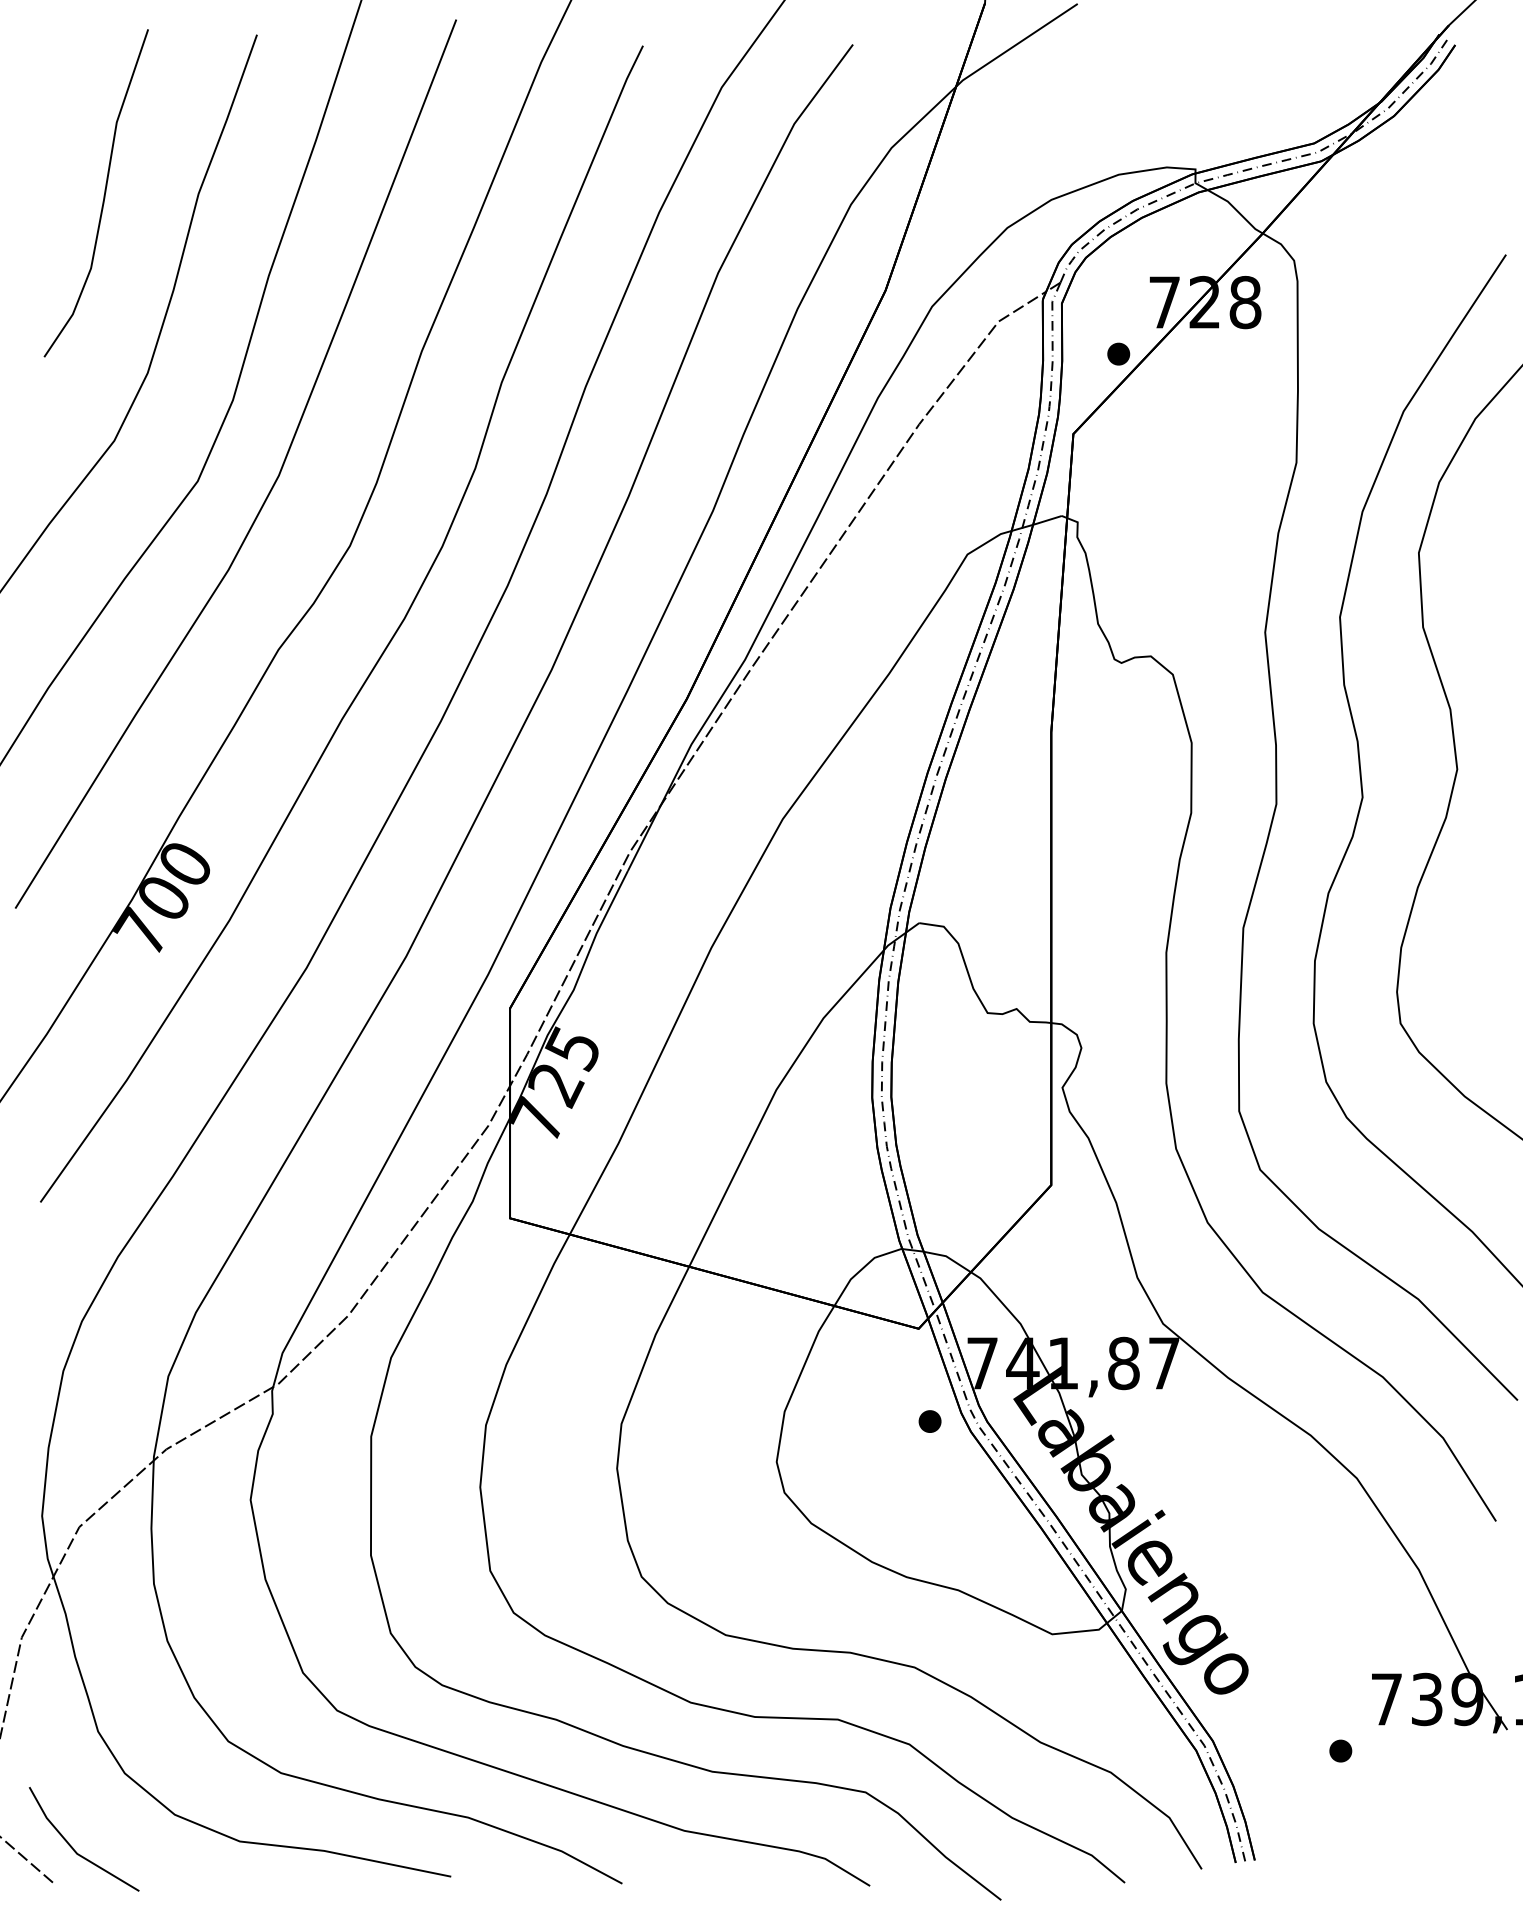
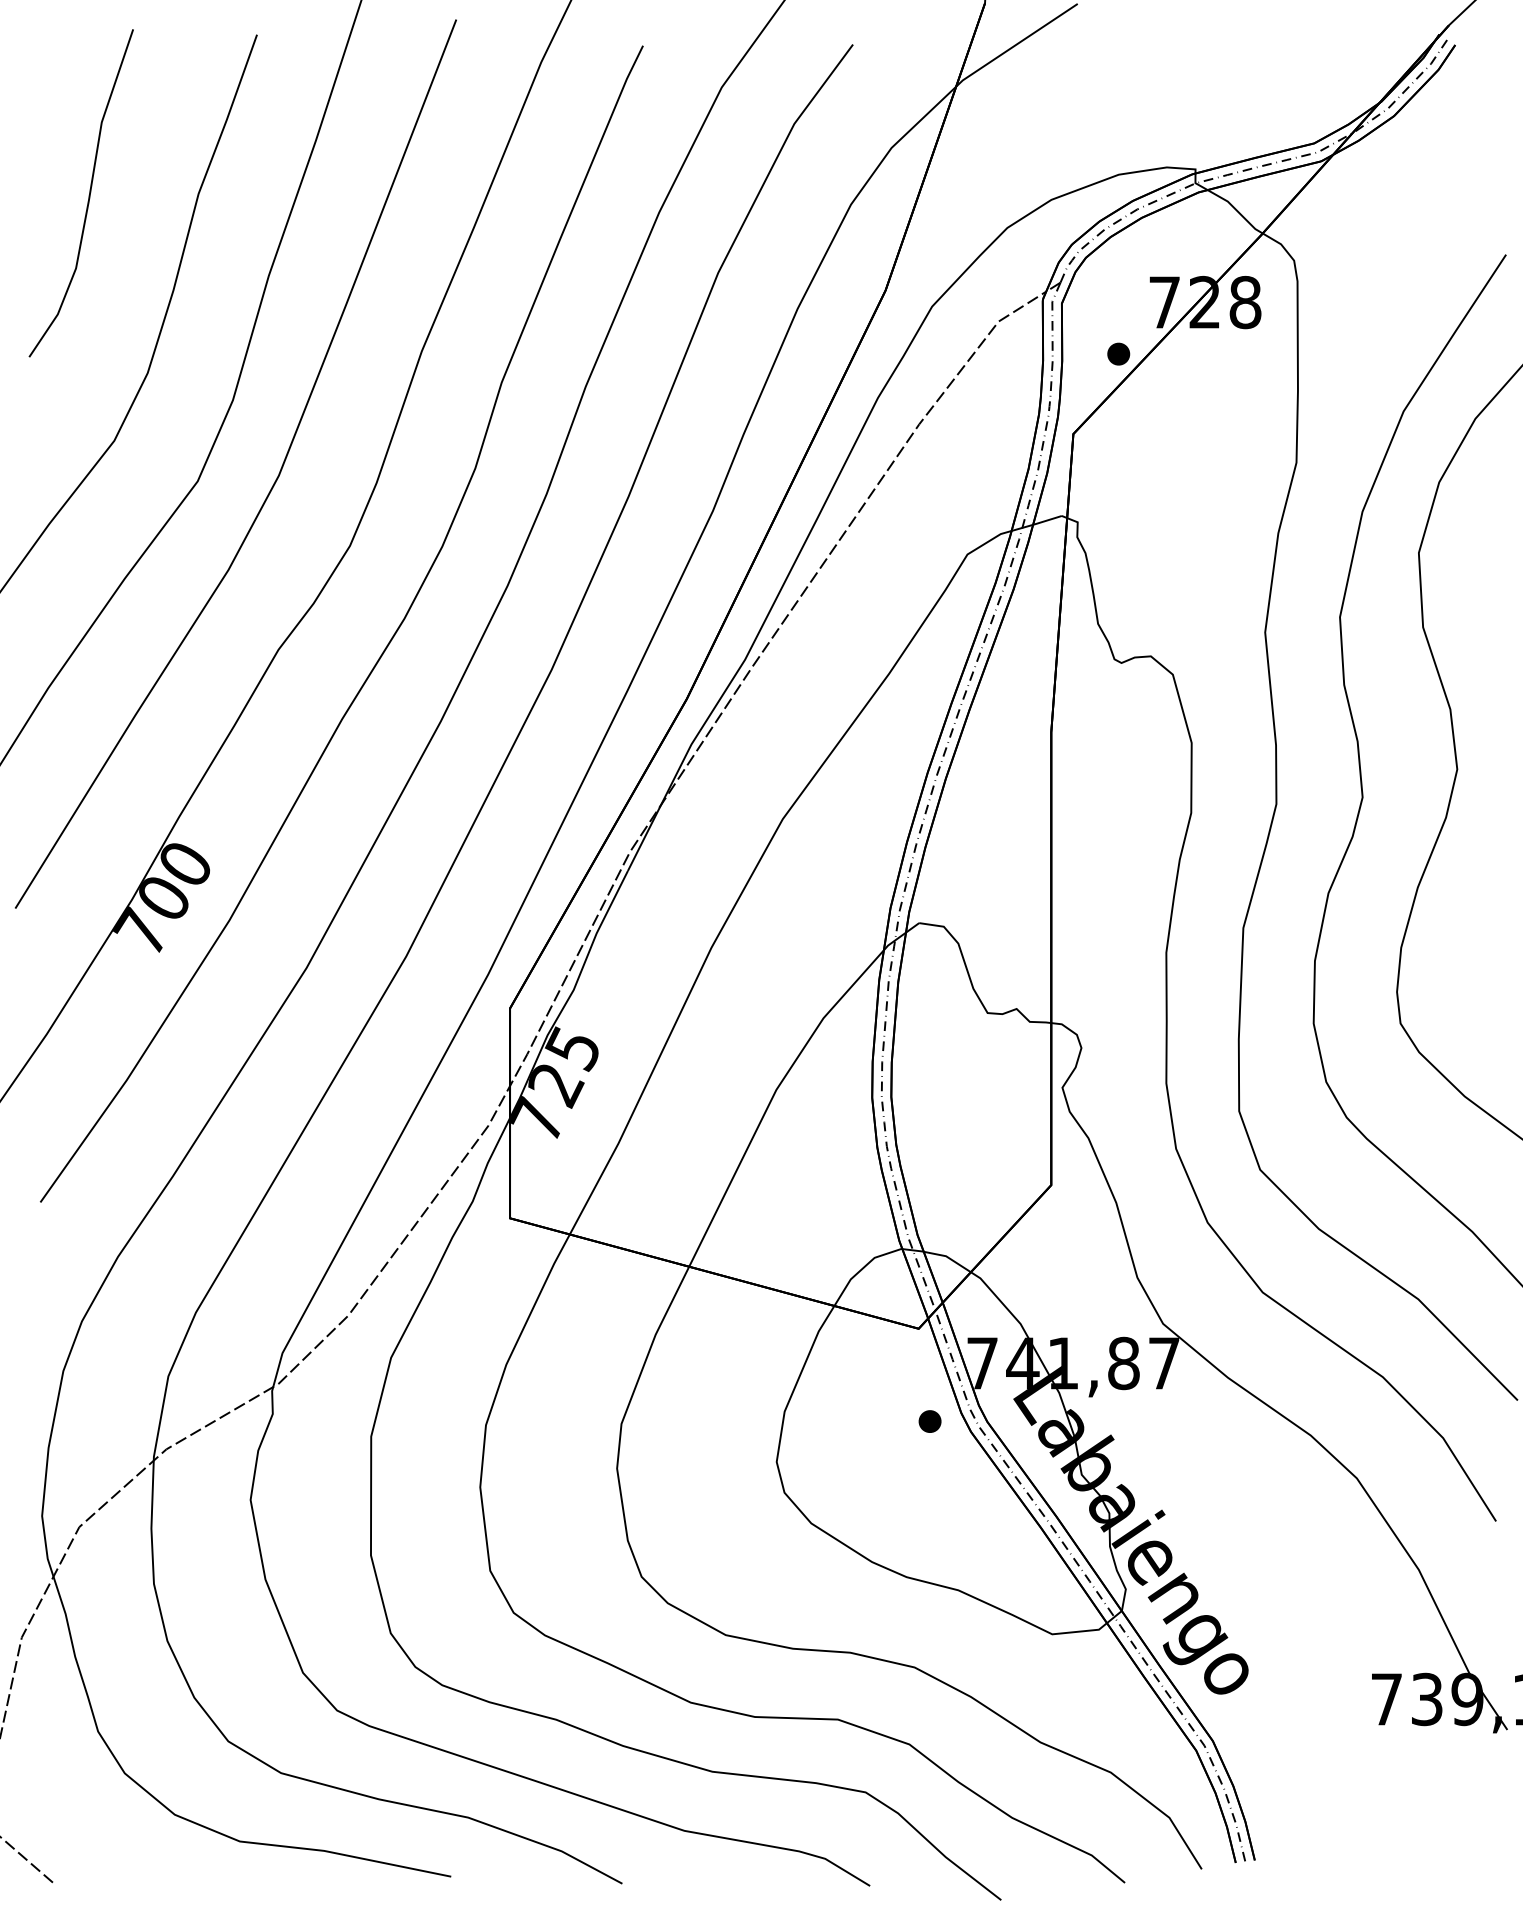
curve position: (103, 195) -> (88, 195) (88, 195)
part: present -> none (1340, 1750)
line: present -> none (73, 1847)
